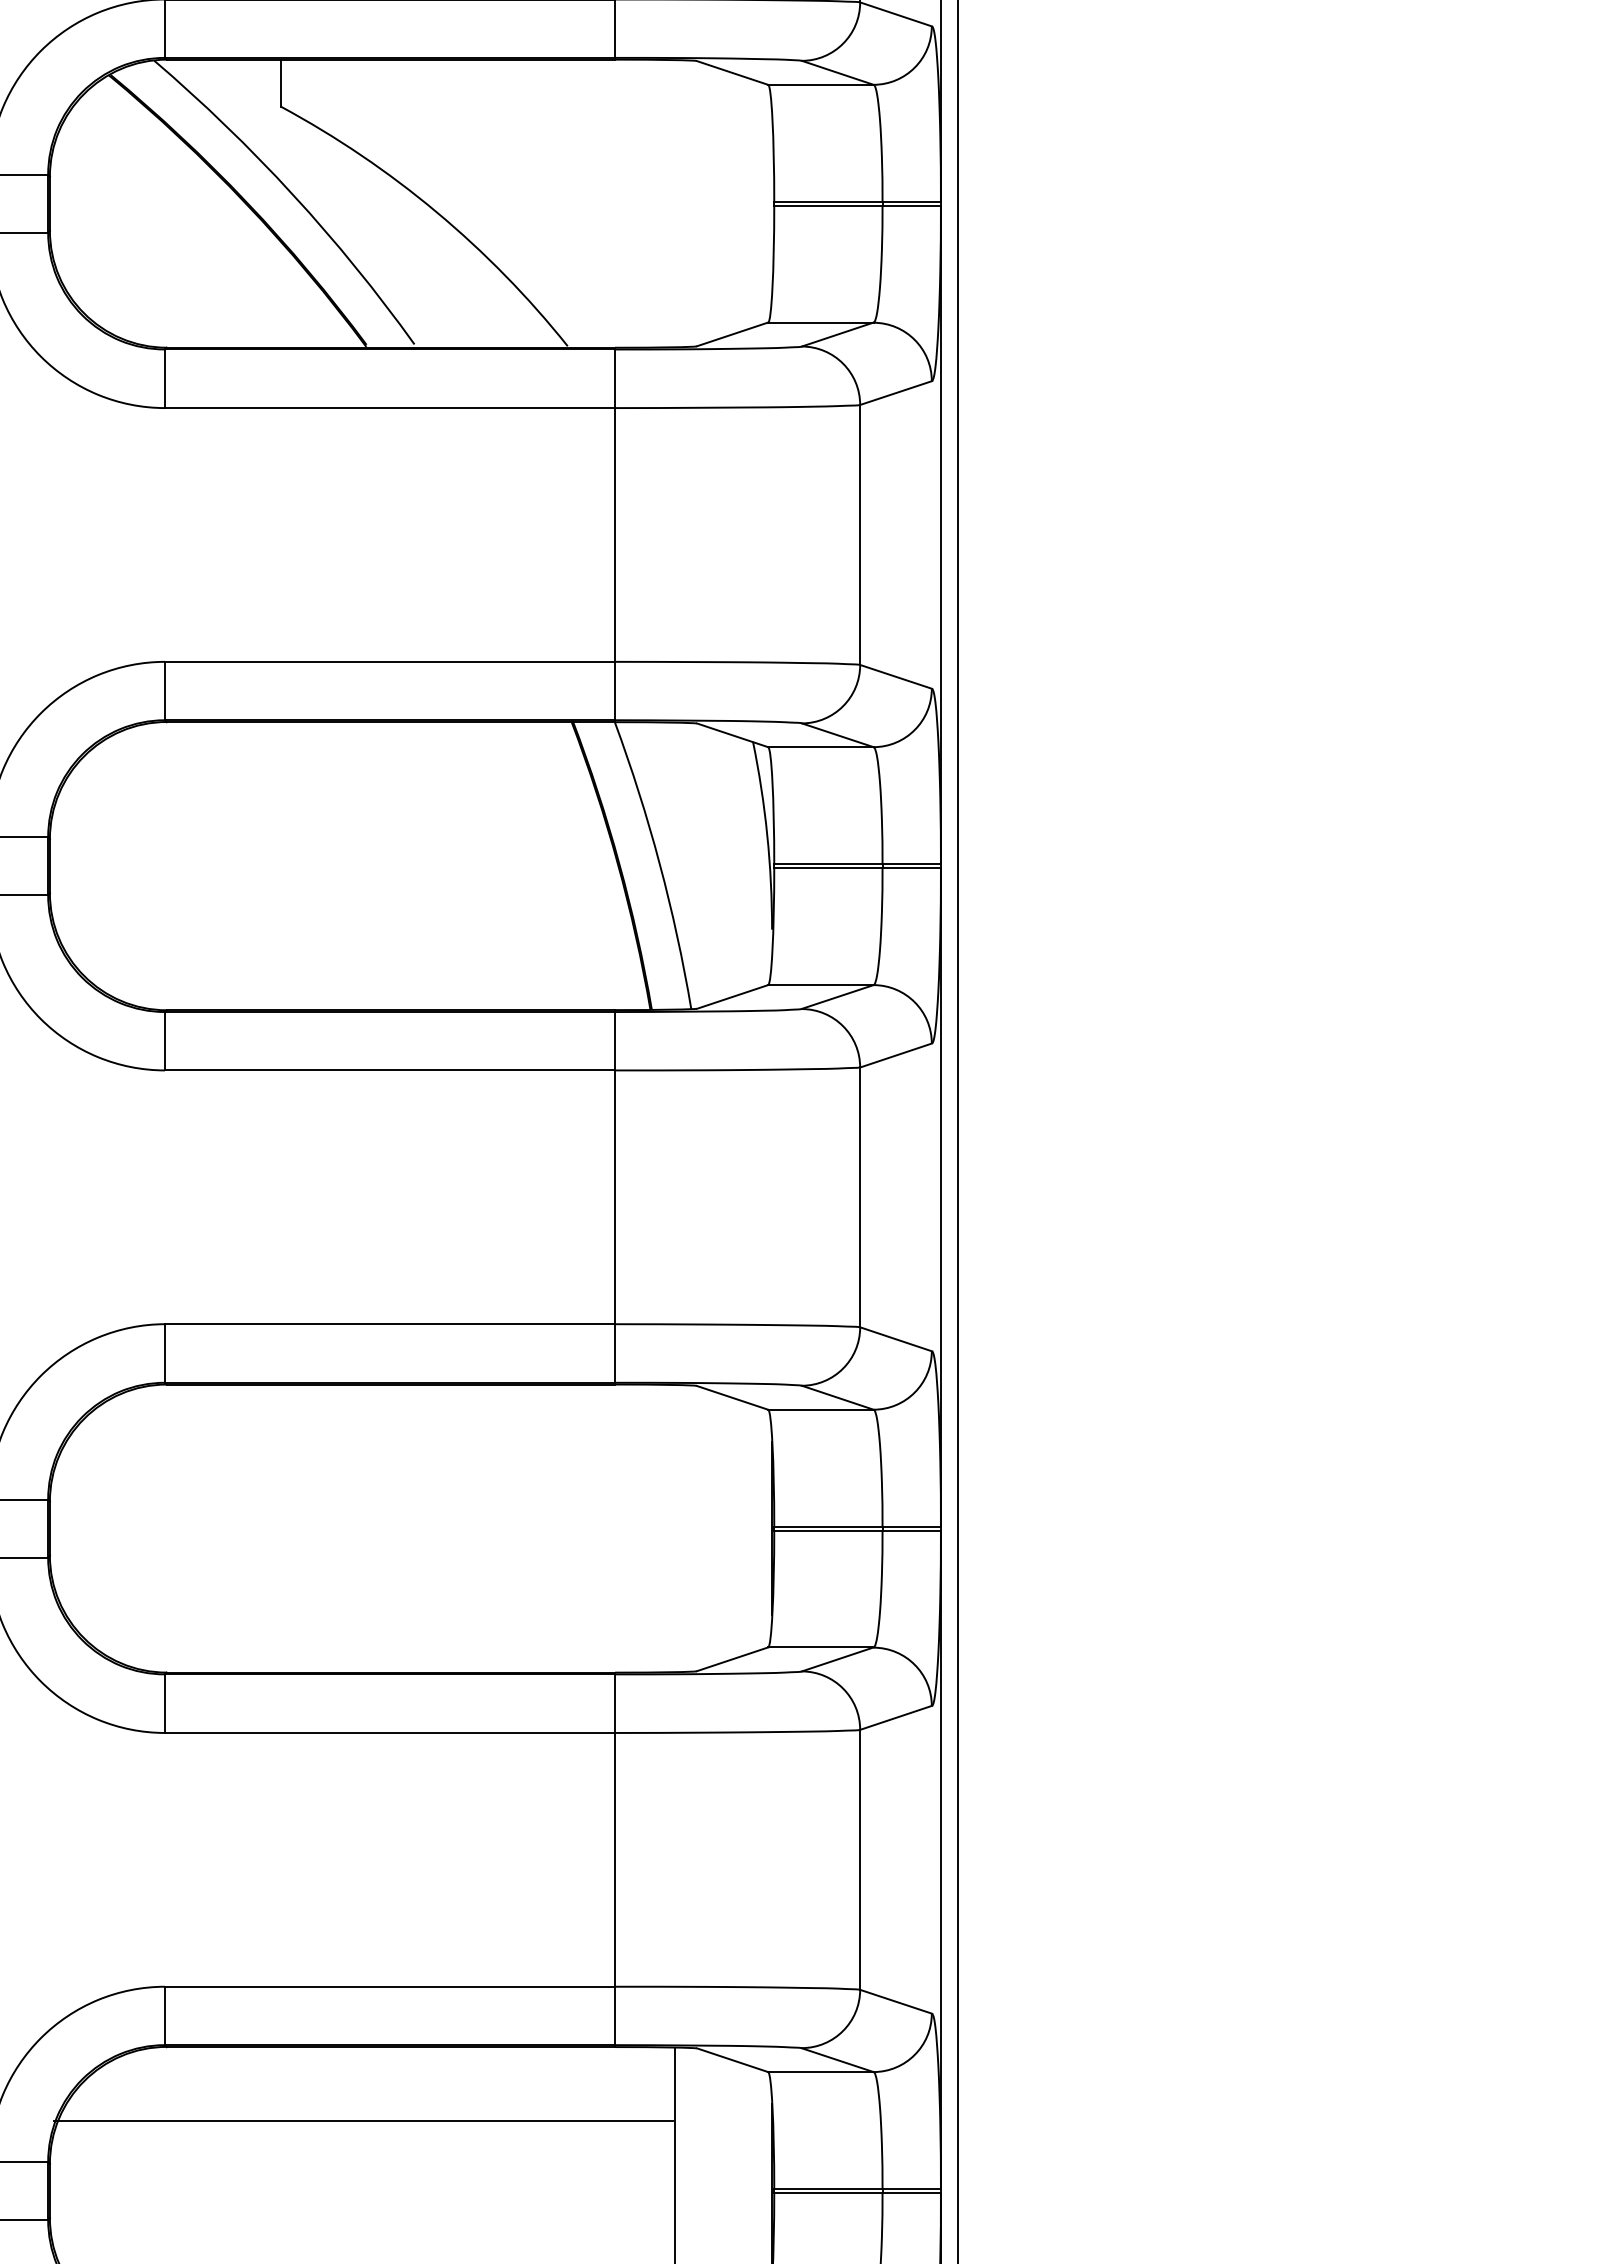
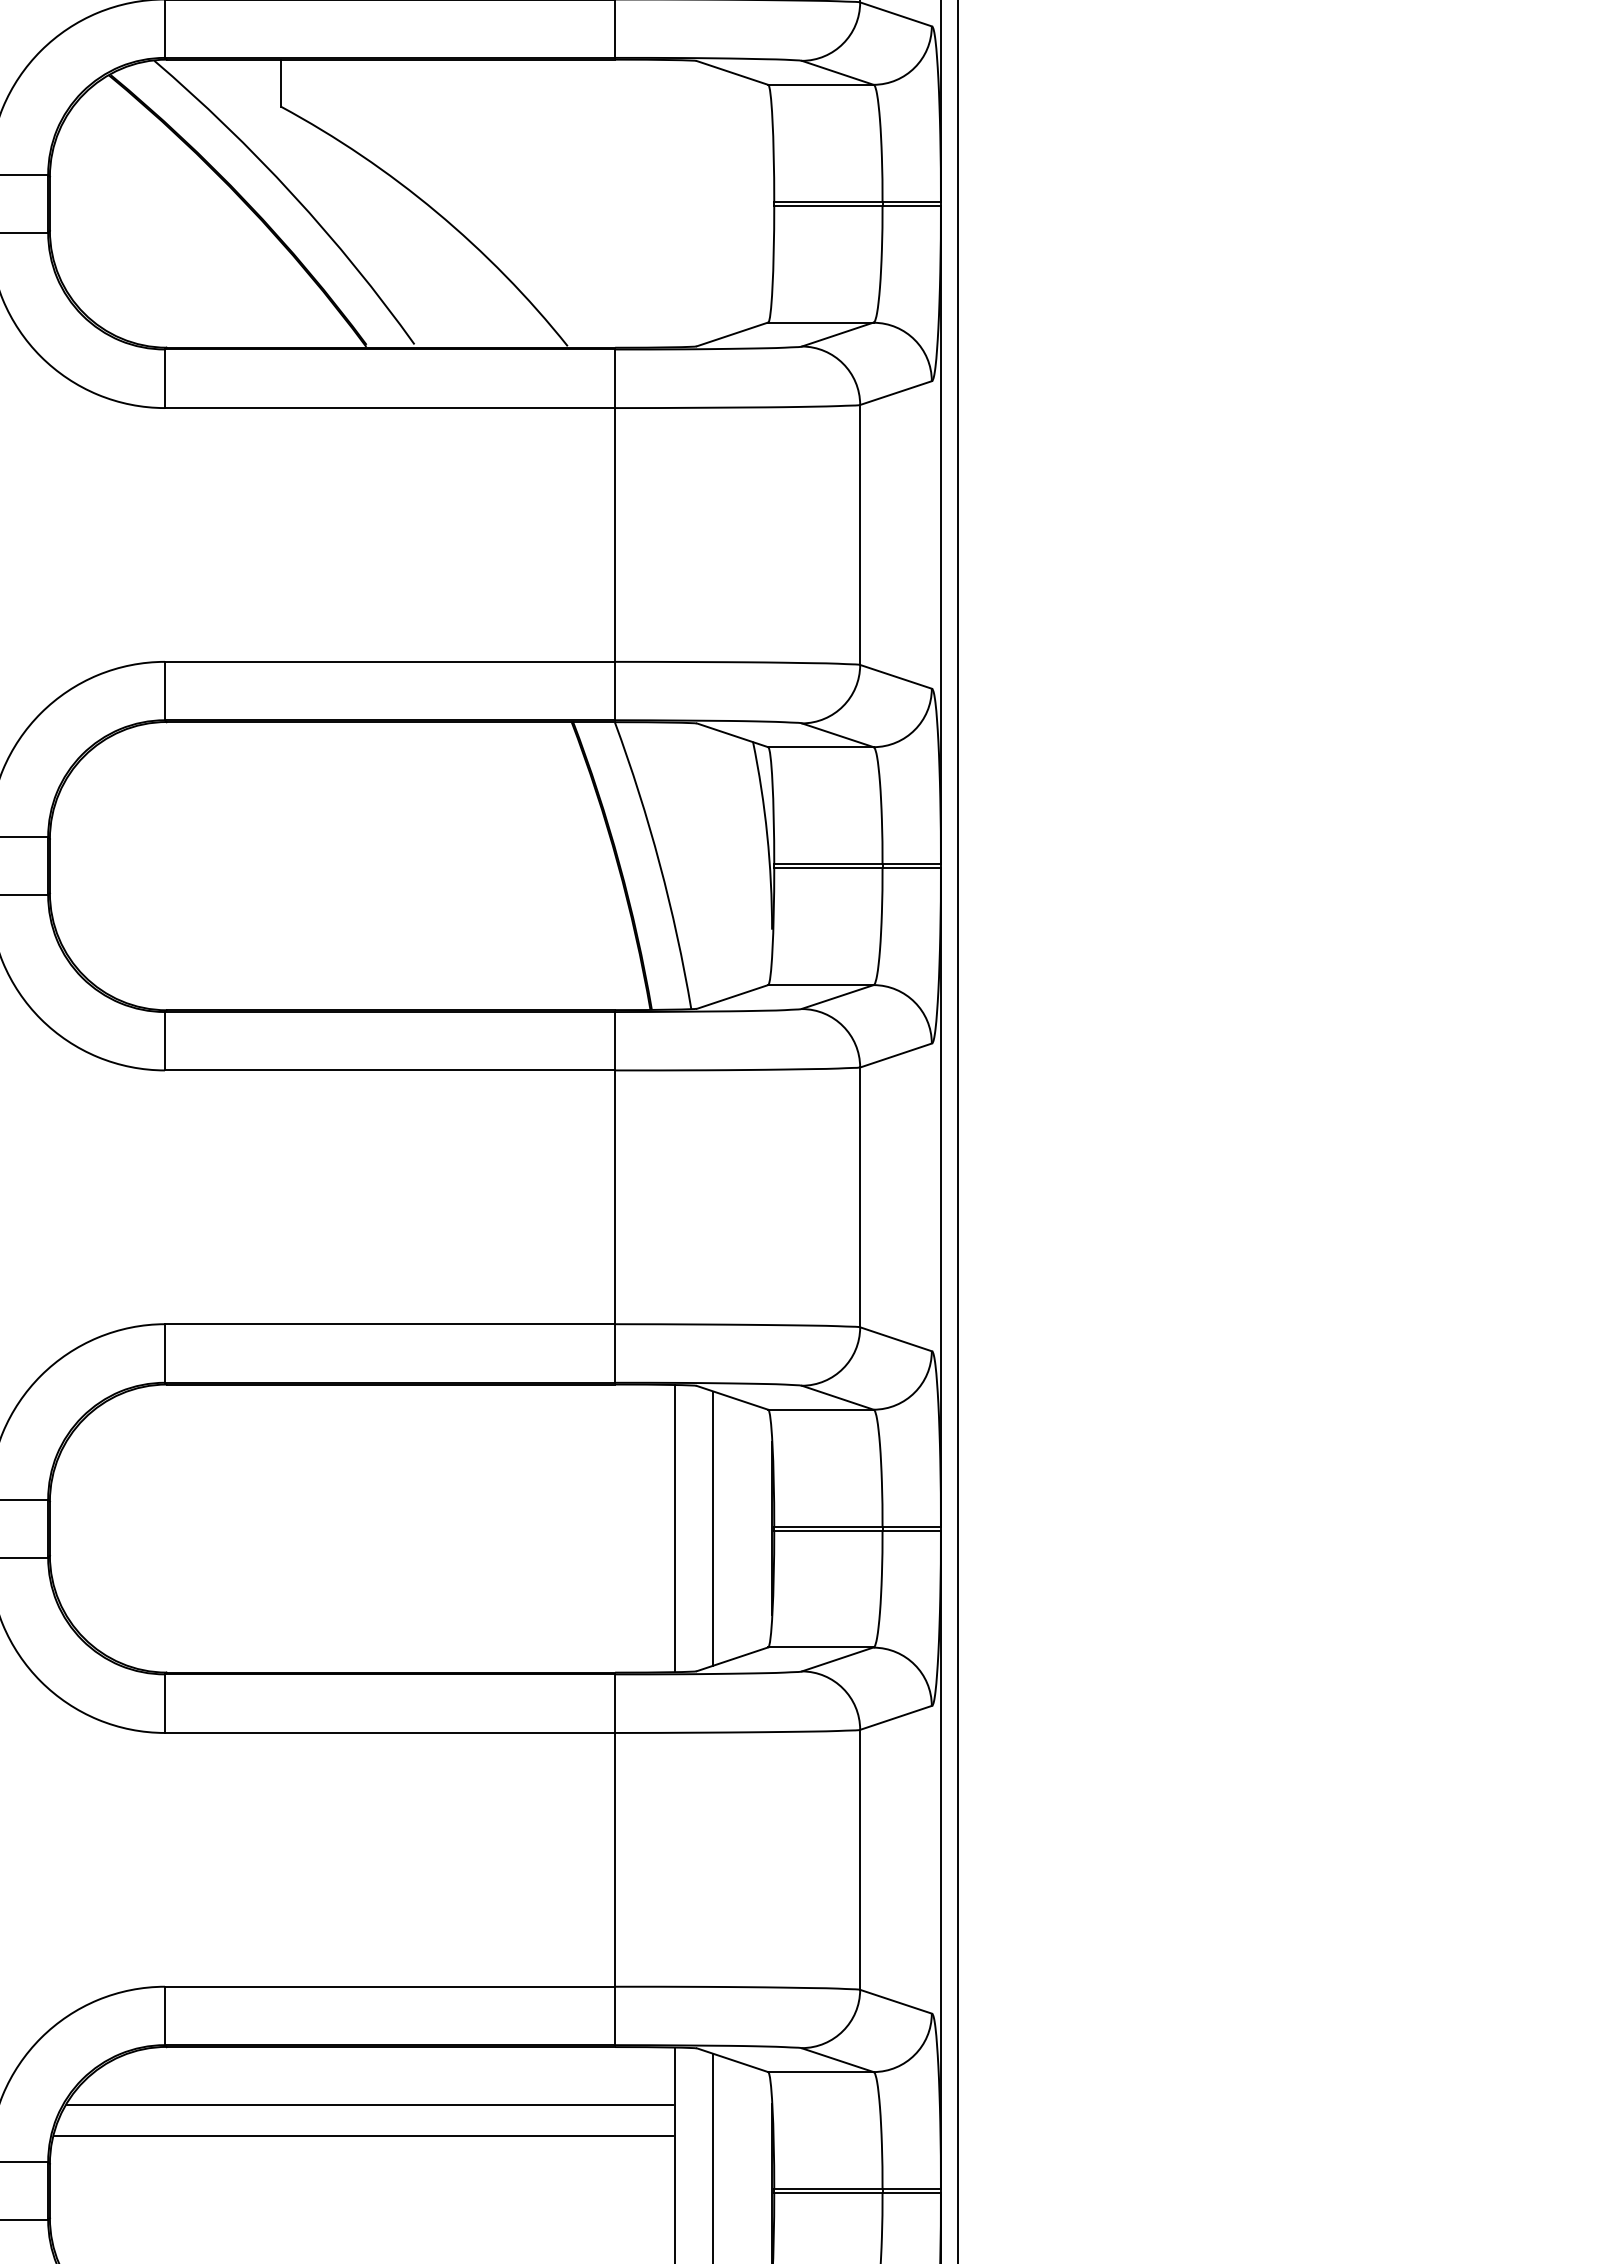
line: none -> present (674, 1528)
line: none -> present (713, 1528)
line: none -> present (370, 2105)
line position: (363, 2121) -> (363, 2136) (363, 2136)
line: none -> present (713, 2156)
